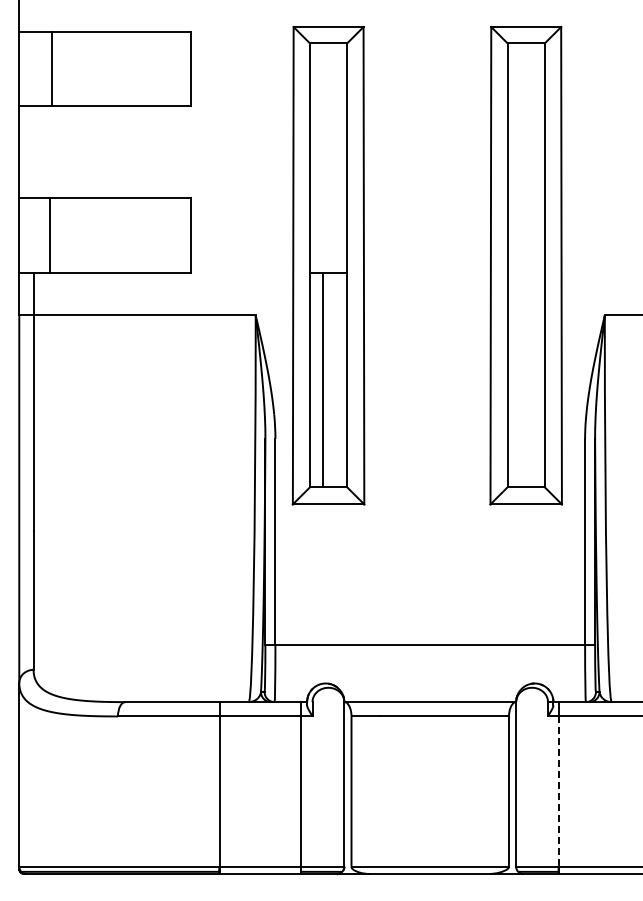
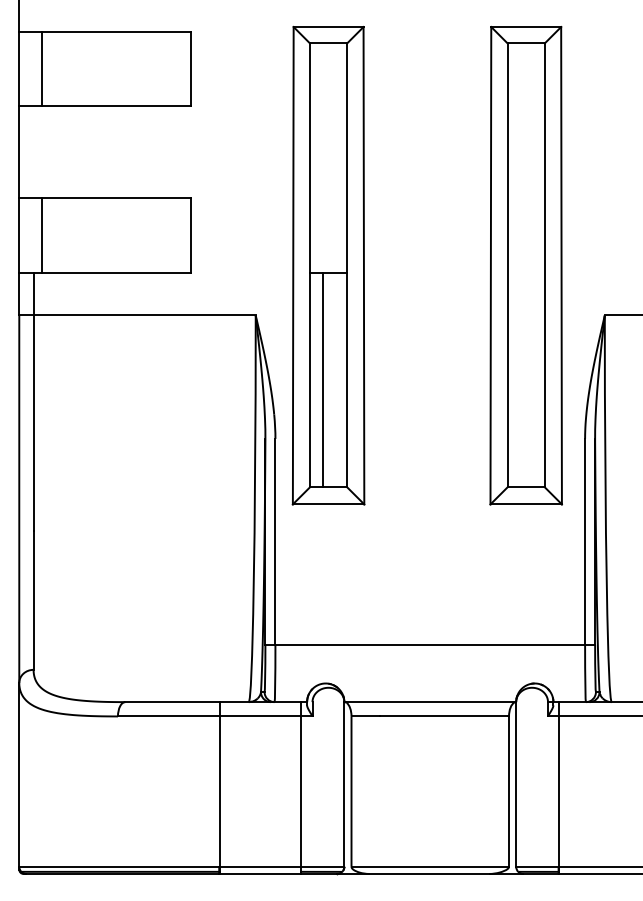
line position: (52, 68) -> (42, 68) (42, 68)
line position: (50, 235) -> (42, 235) (42, 235)
line: dashed -> solid (559, 792)
